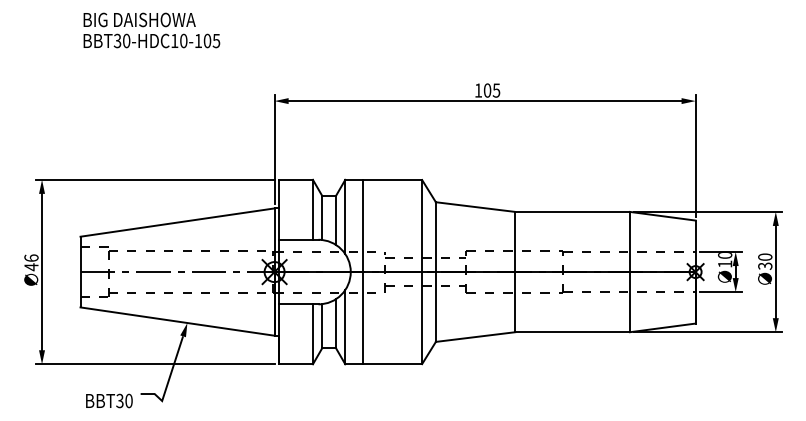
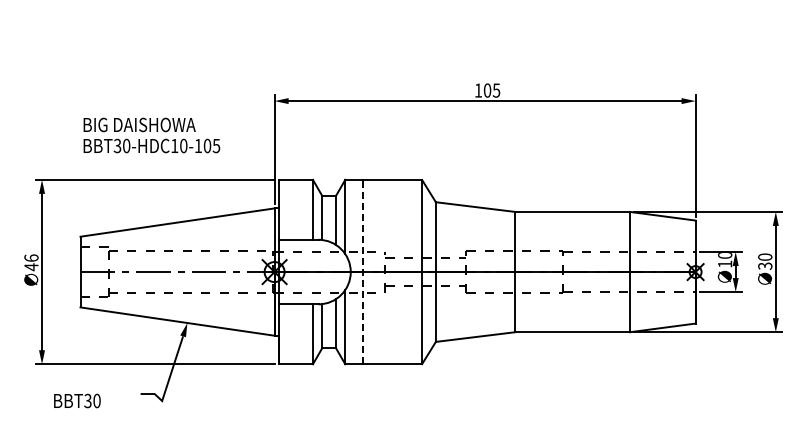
text position: (151, 30) -> (151, 135) (151, 135)
line: solid -> dashed (362, 271)
text position: (109, 400) -> (77, 400) (77, 400)
